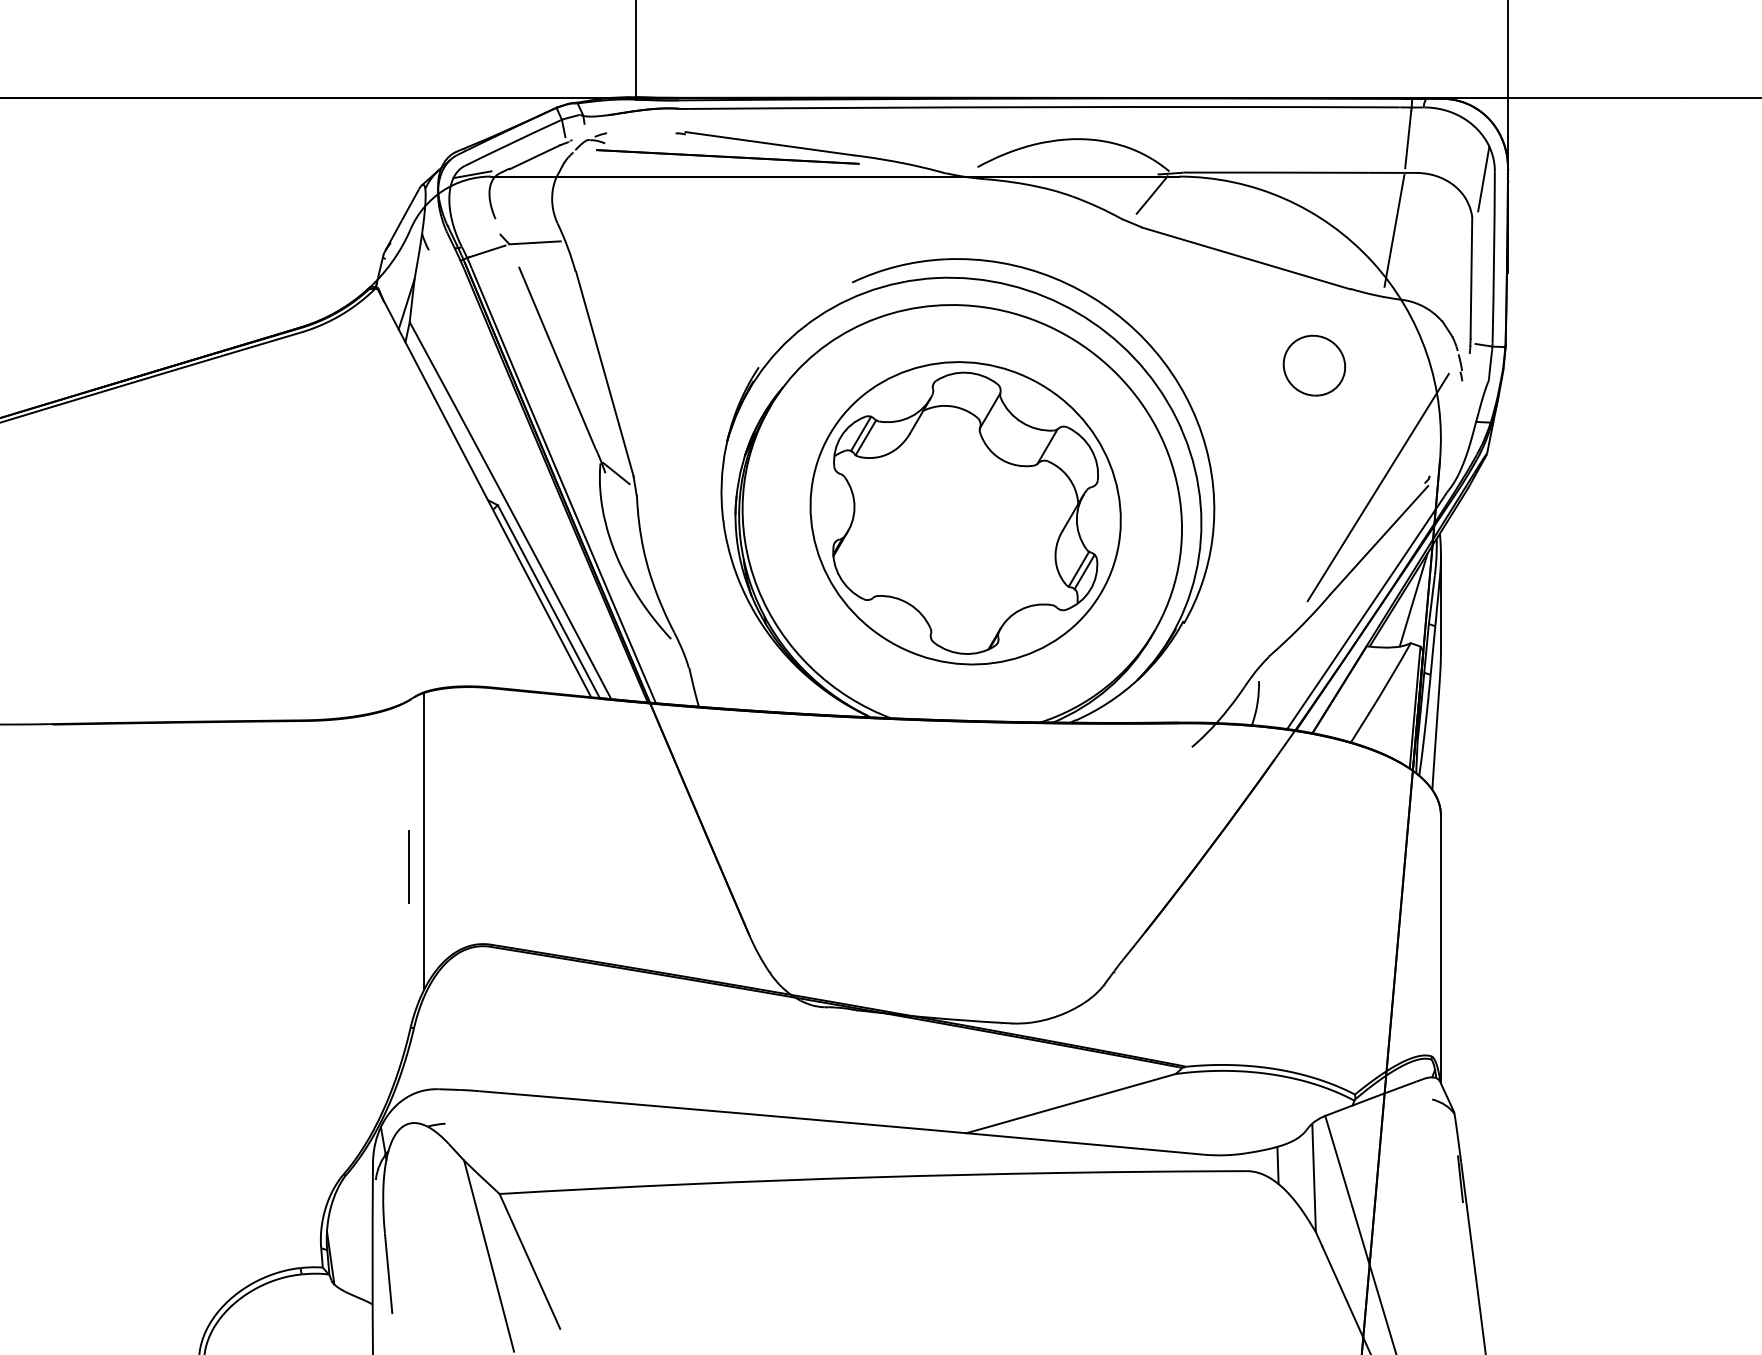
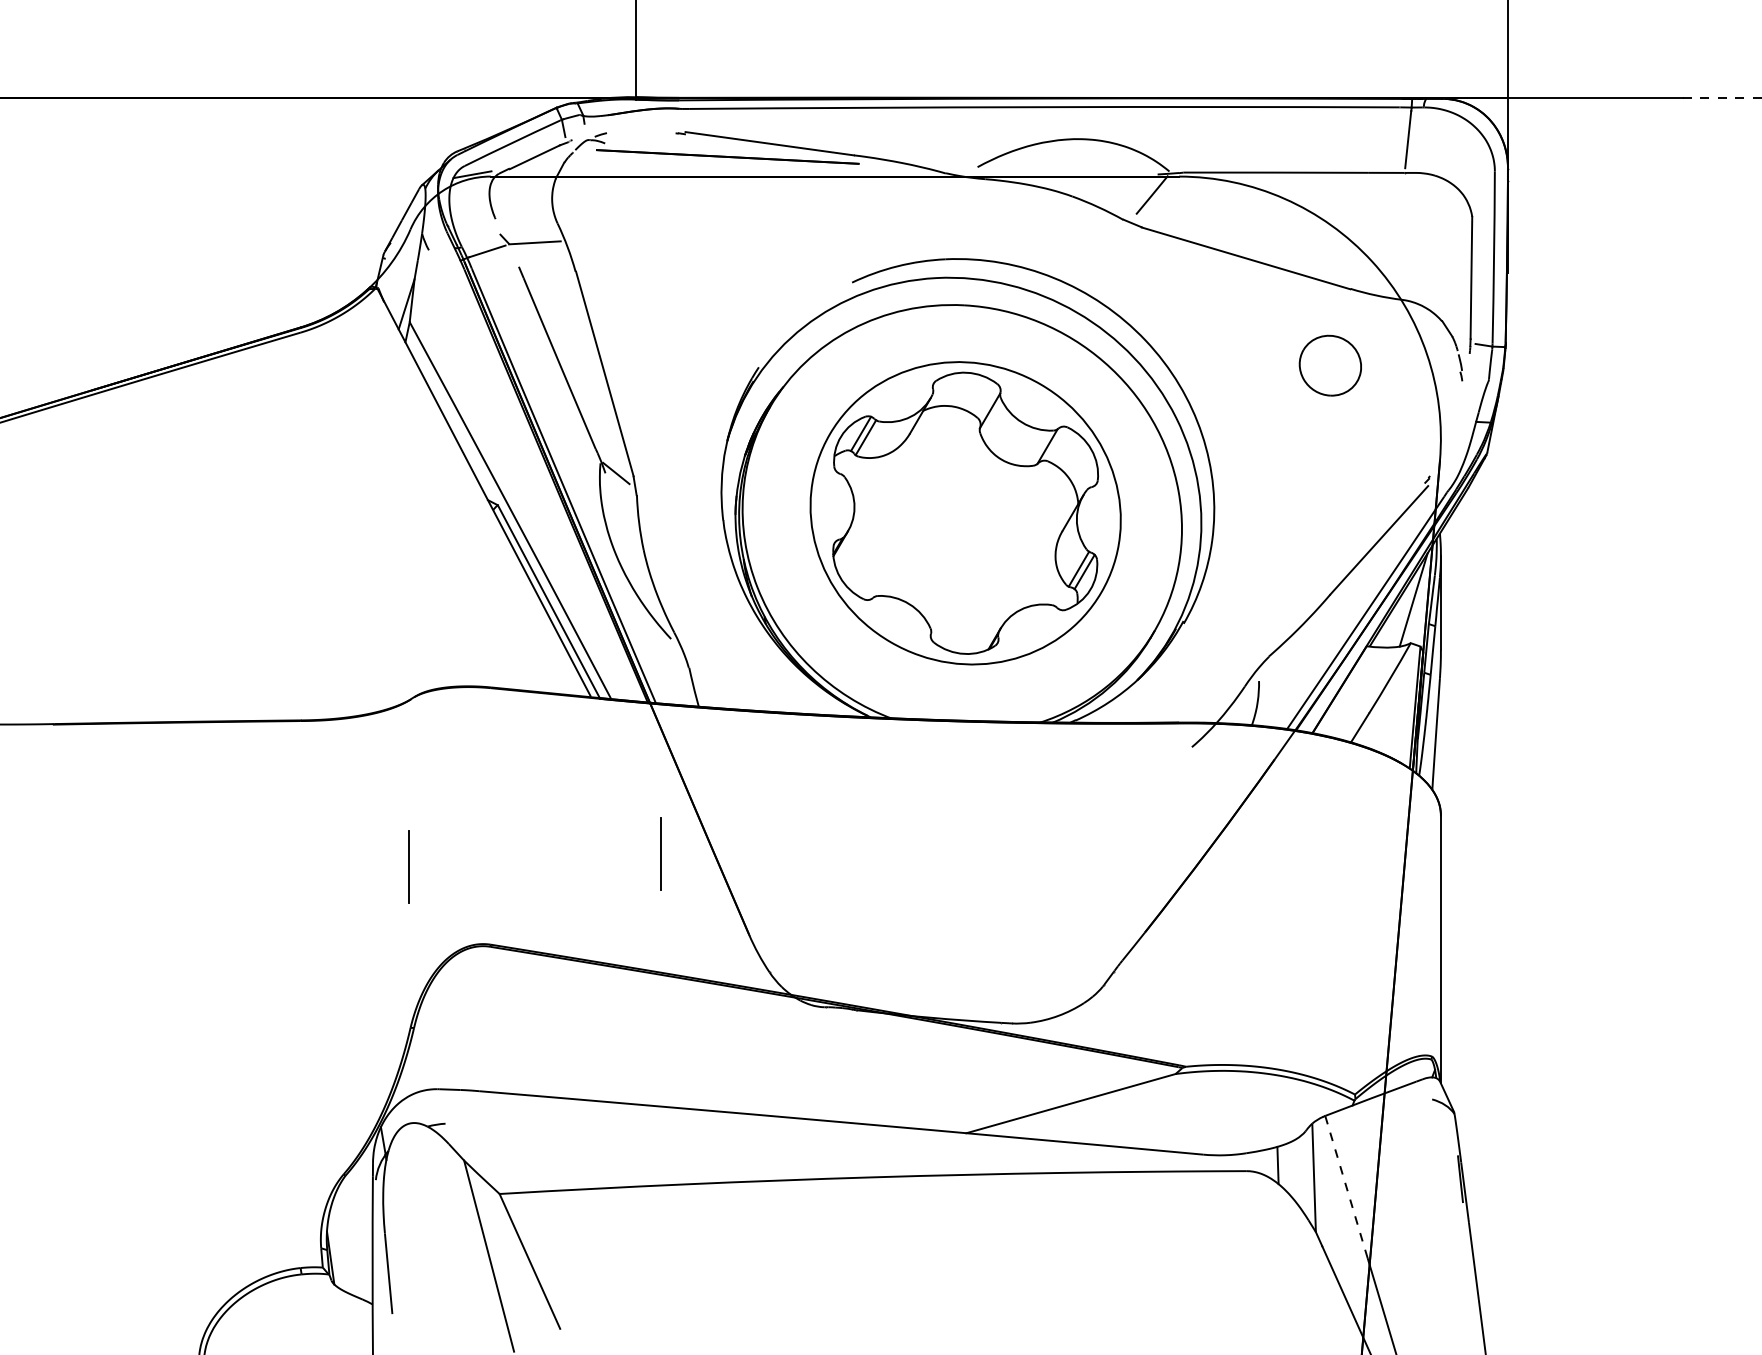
line: solid -> dashed (1723, 98)
line: present -> none (1483, 178)
line: present -> none (1394, 230)
part position: (1313, 365) -> (1329, 365) (1329, 365)
line: present -> none (1377, 487)
line: present -> none (424, 841)
line: none -> present (660, 853)
line: solid -> dashed (1346, 1187)
